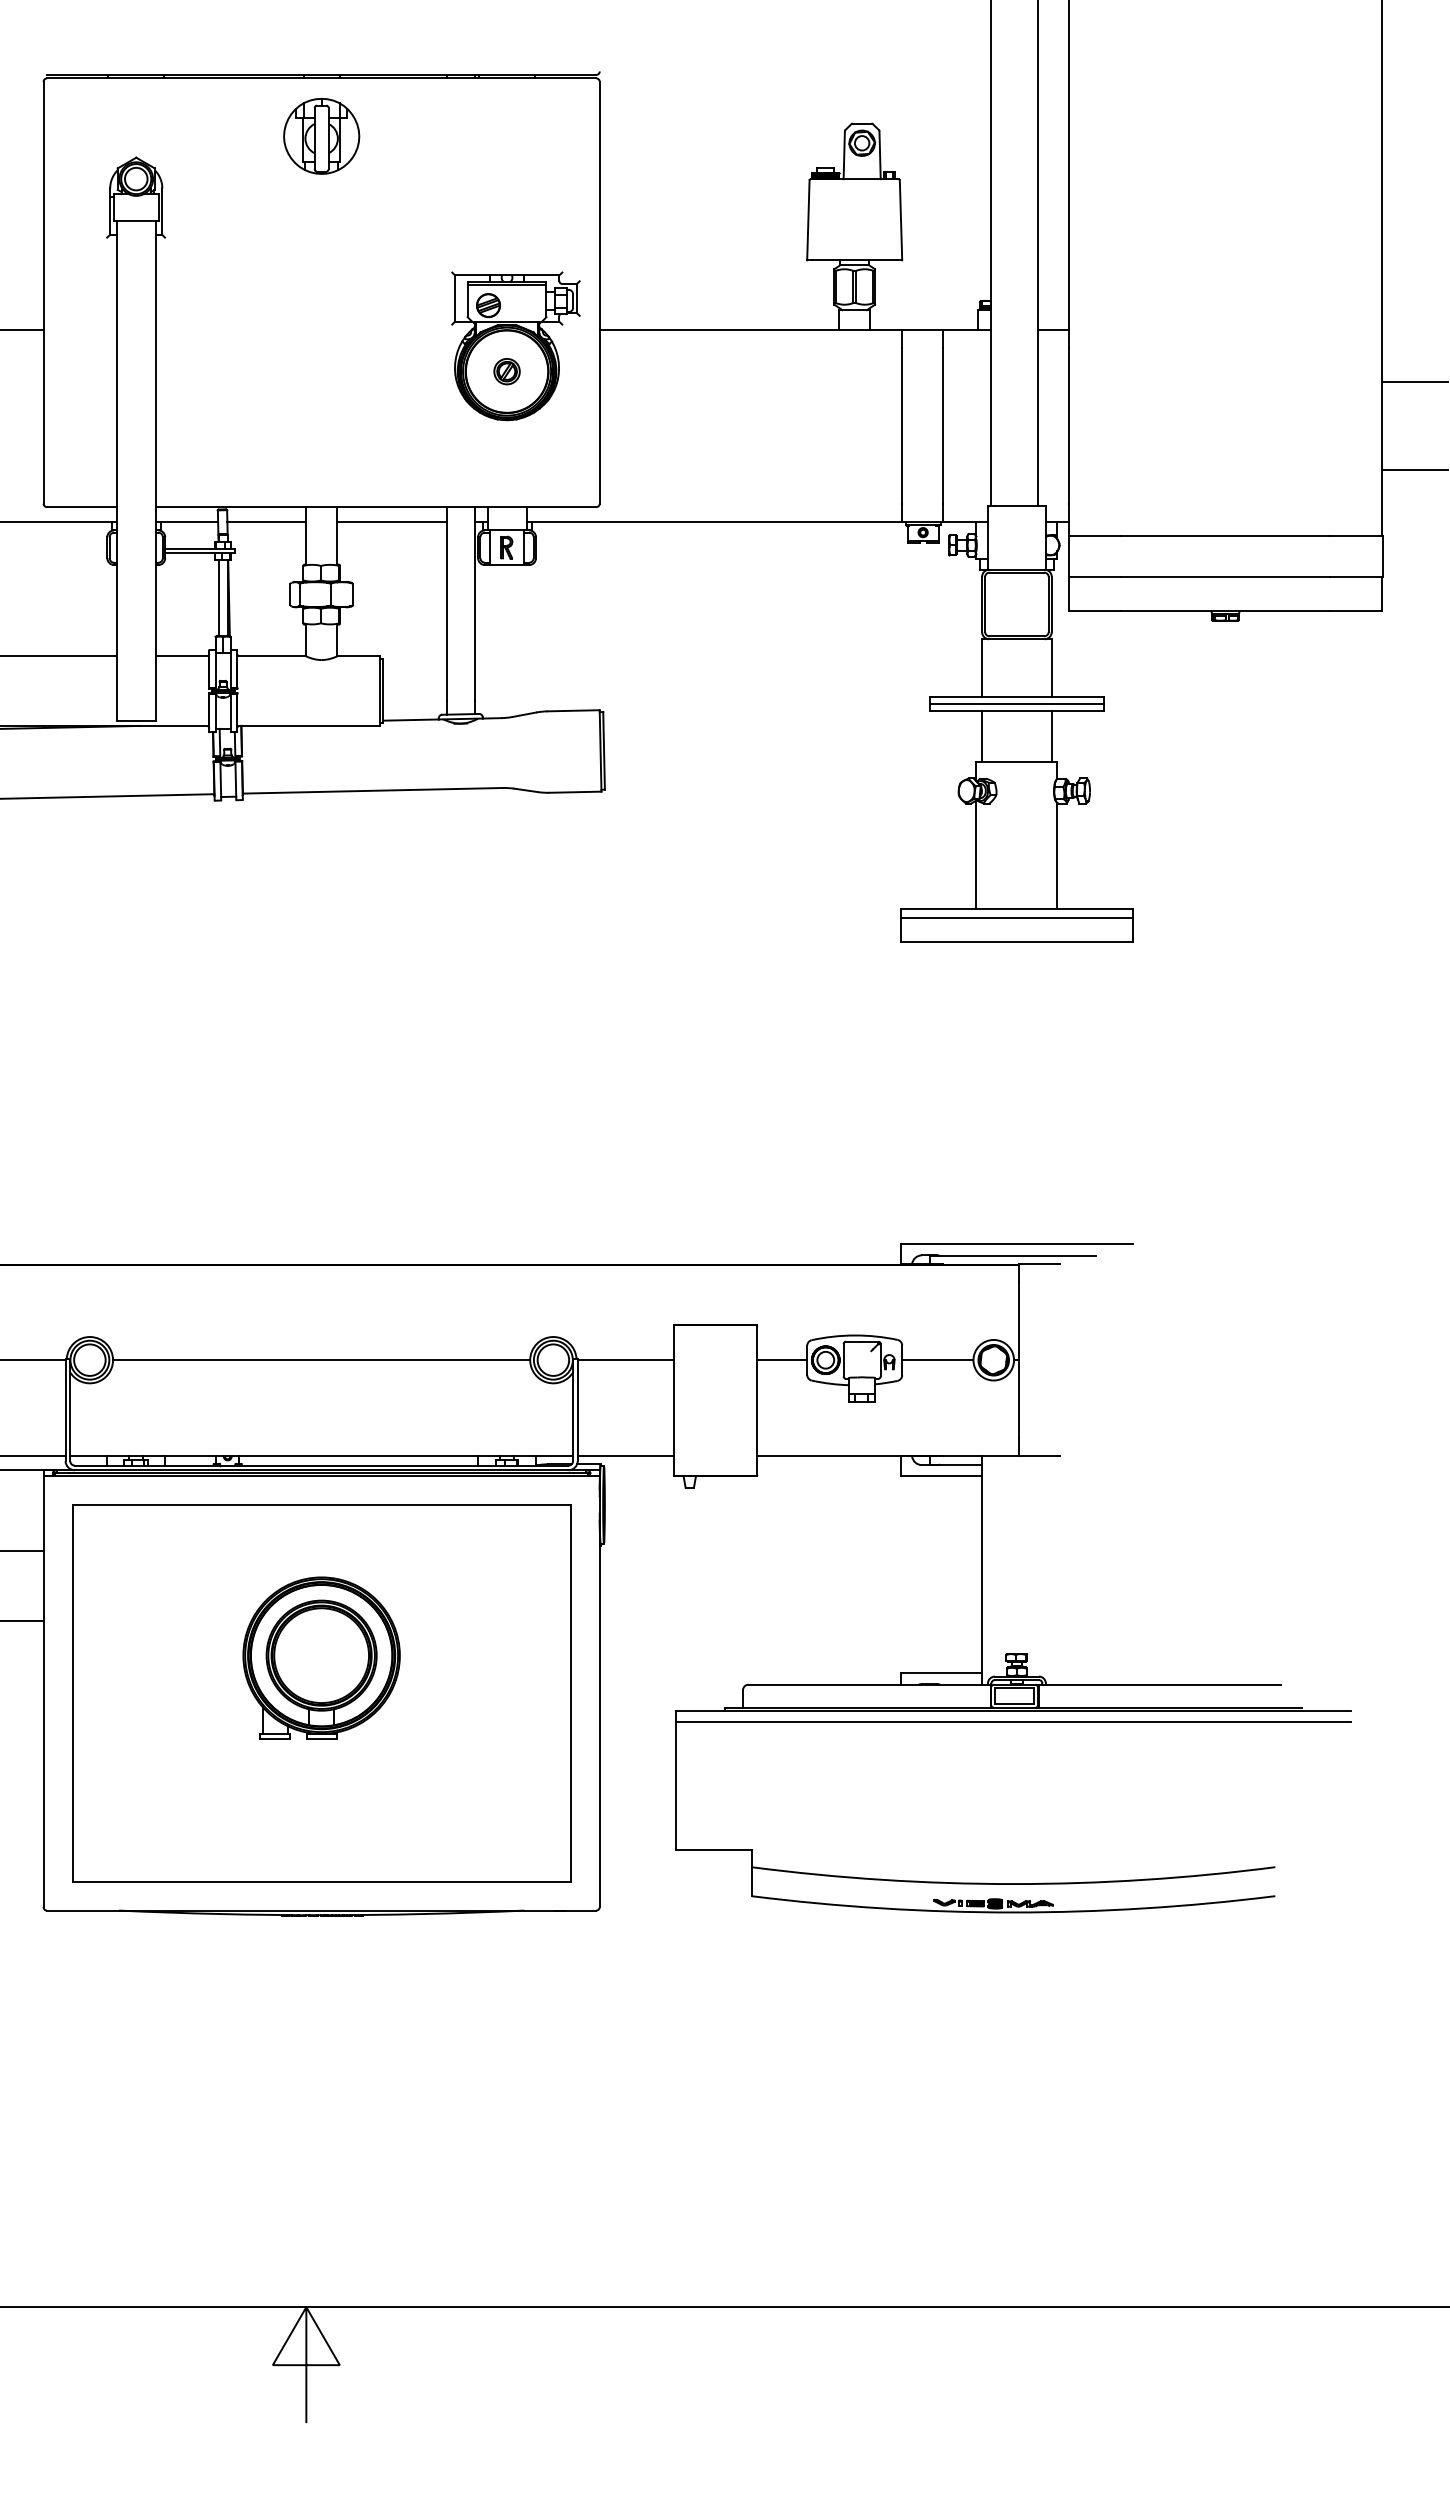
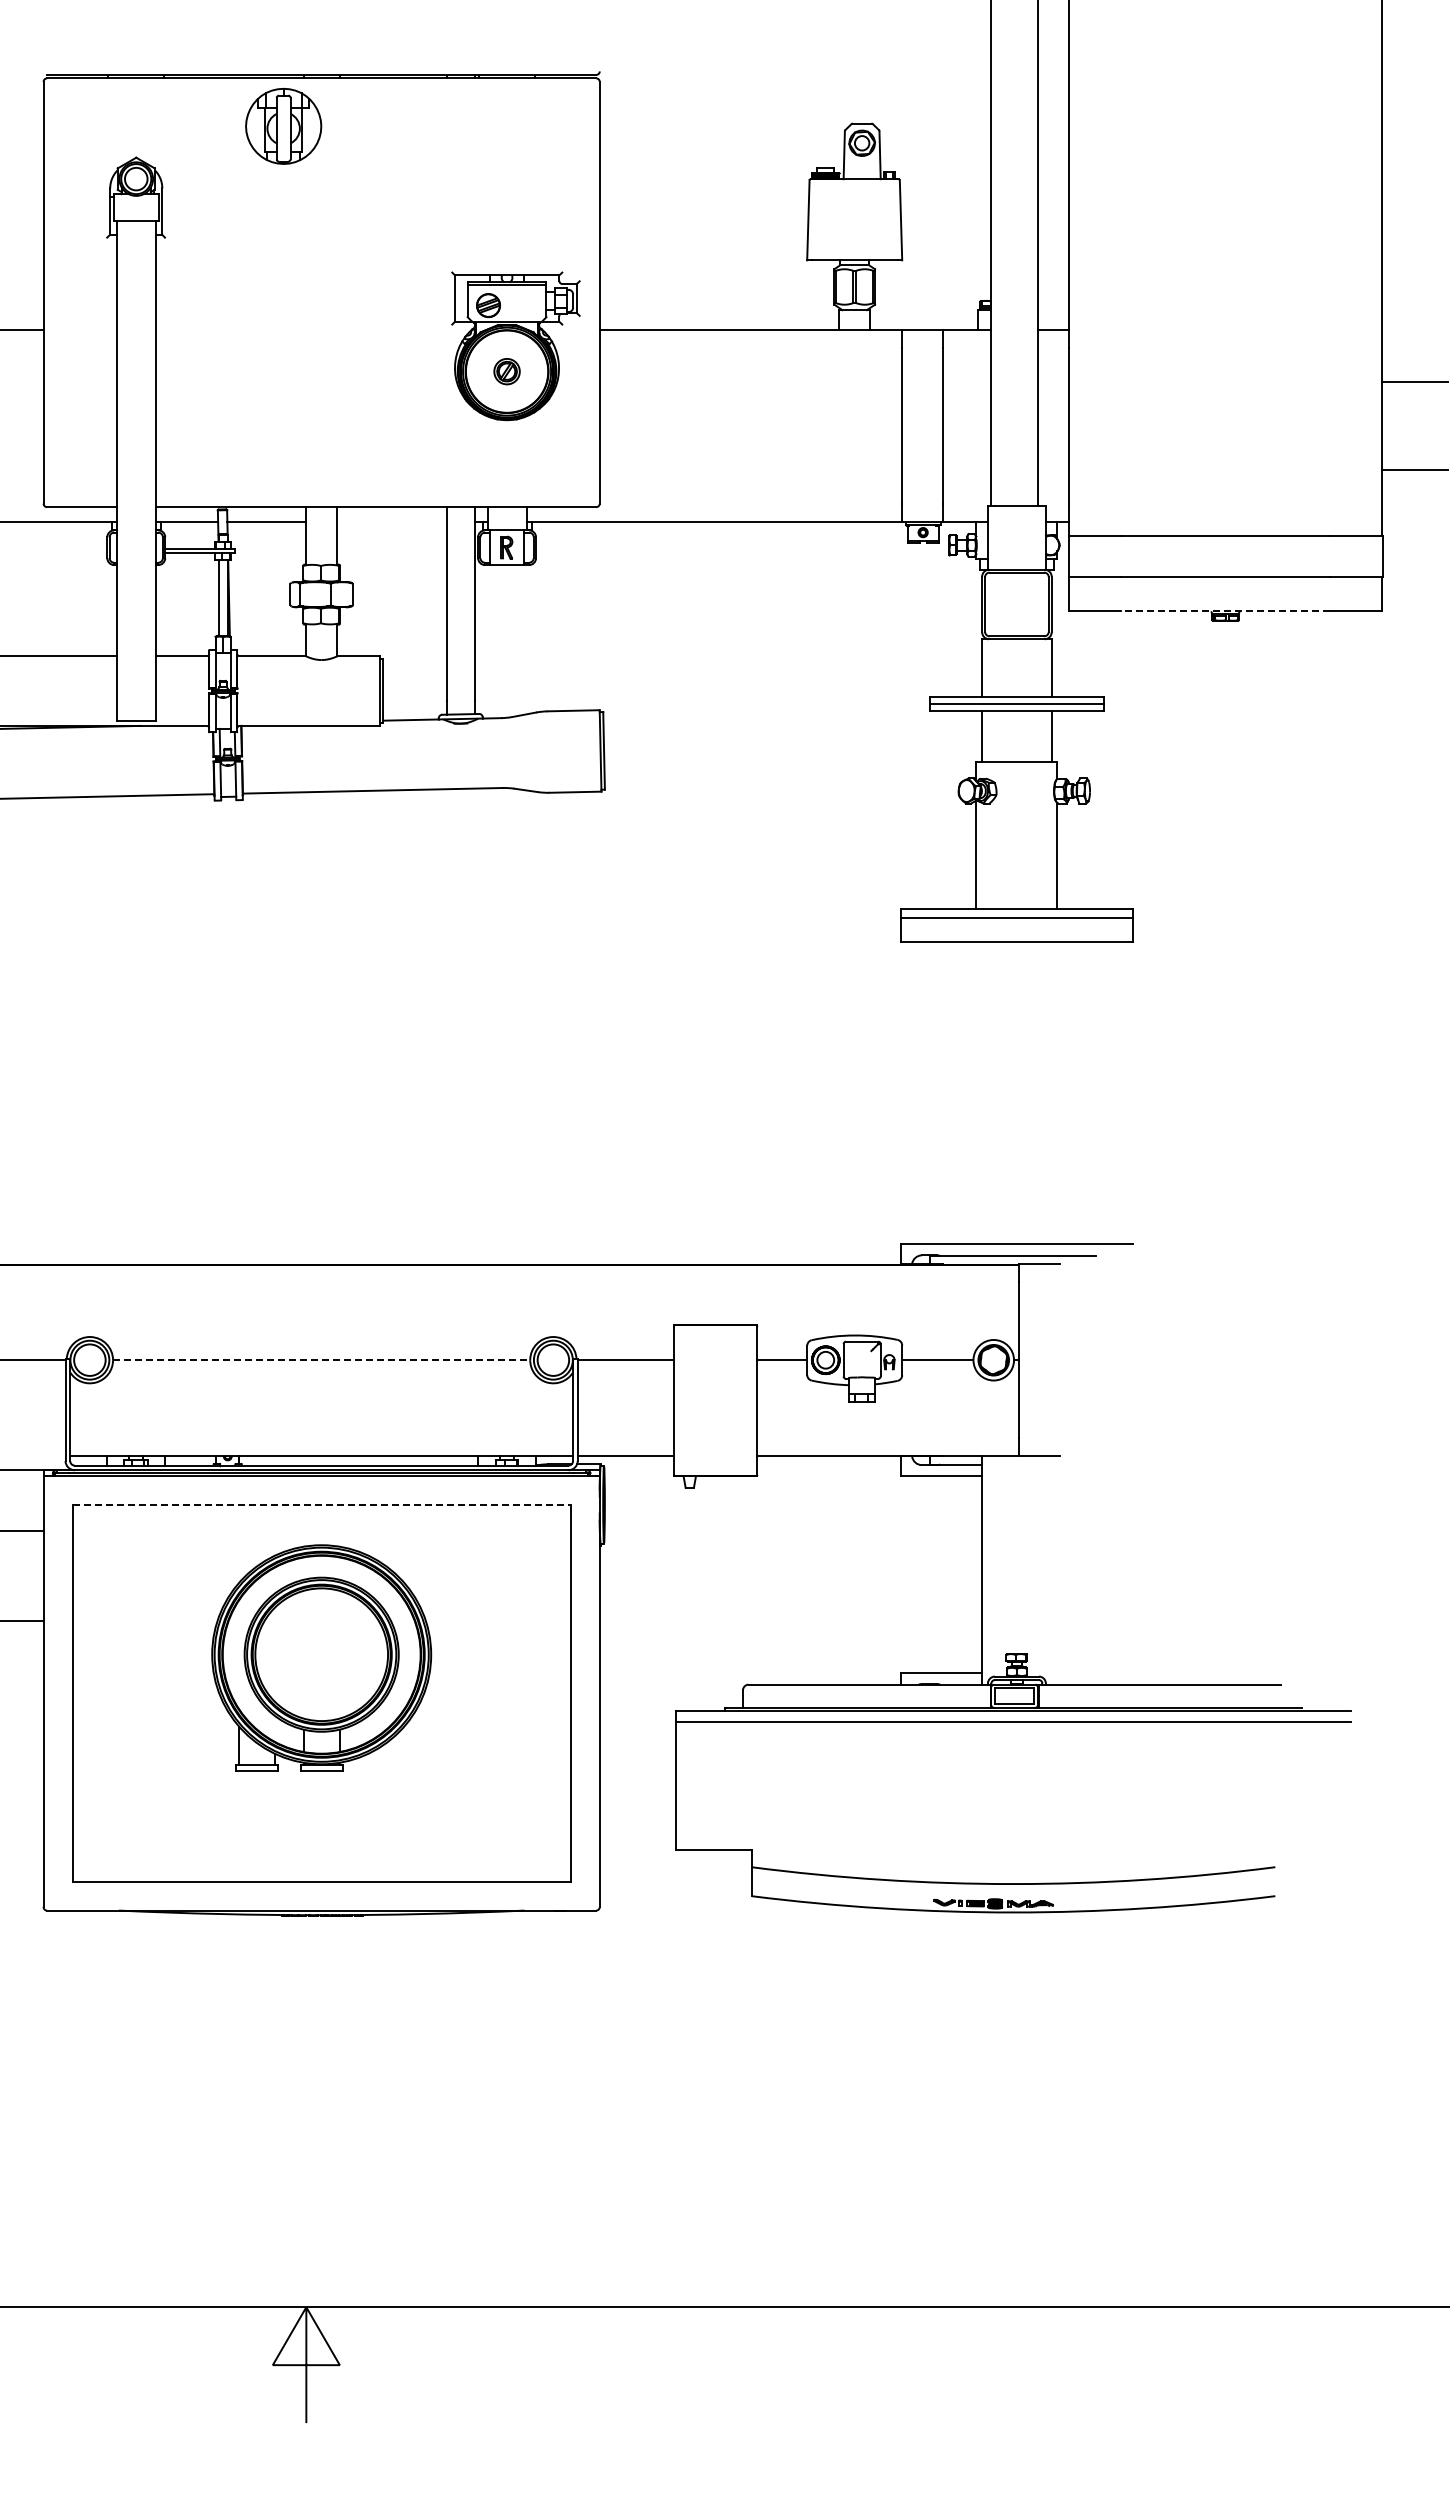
part position: (321, 135) -> (283, 125) (283, 125)
line: present -> none (391, 521)
line: solid -> dashed (1225, 611)
line: solid -> dashed (321, 1360)
line: present -> none (33, 1455)
line: solid -> dashed (322, 1505)
line position: (22, 1551) -> (22, 1531) (22, 1531)
part size: 159x164 px -> 222x228 px (321, 1657)
